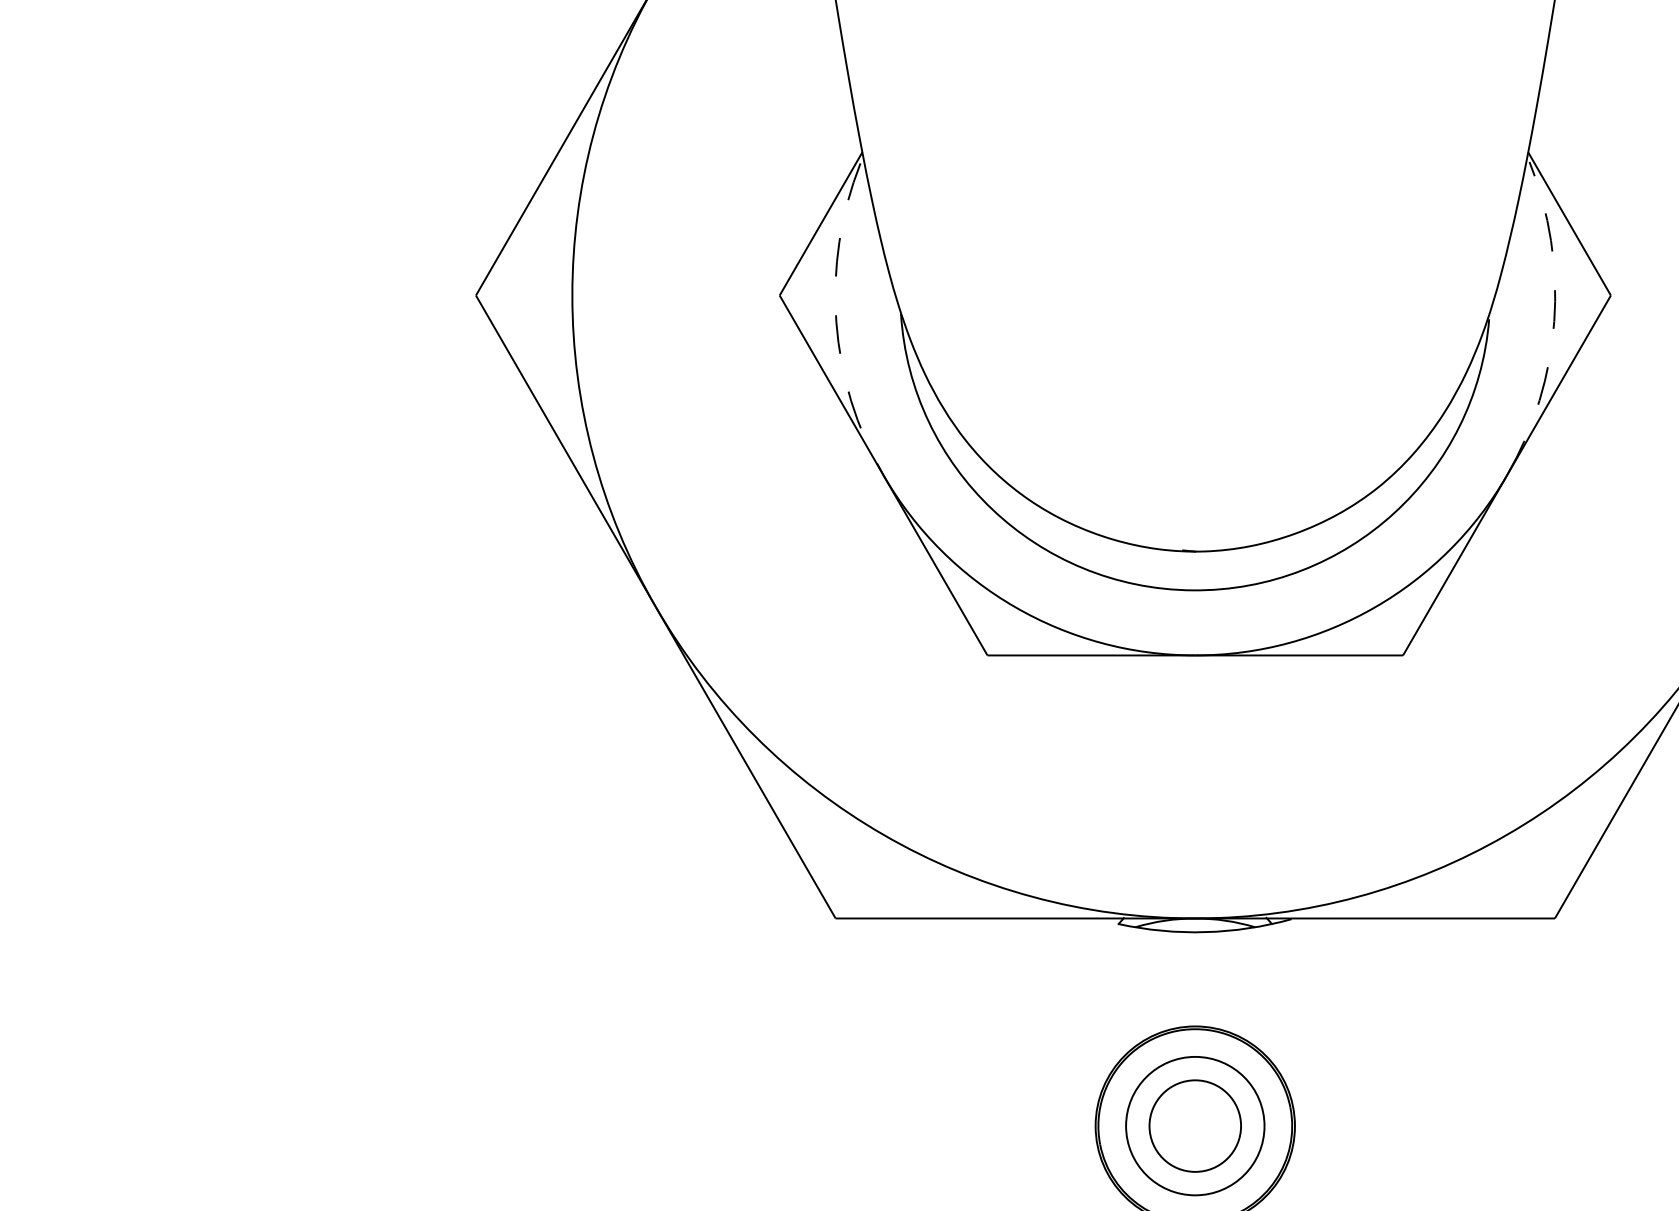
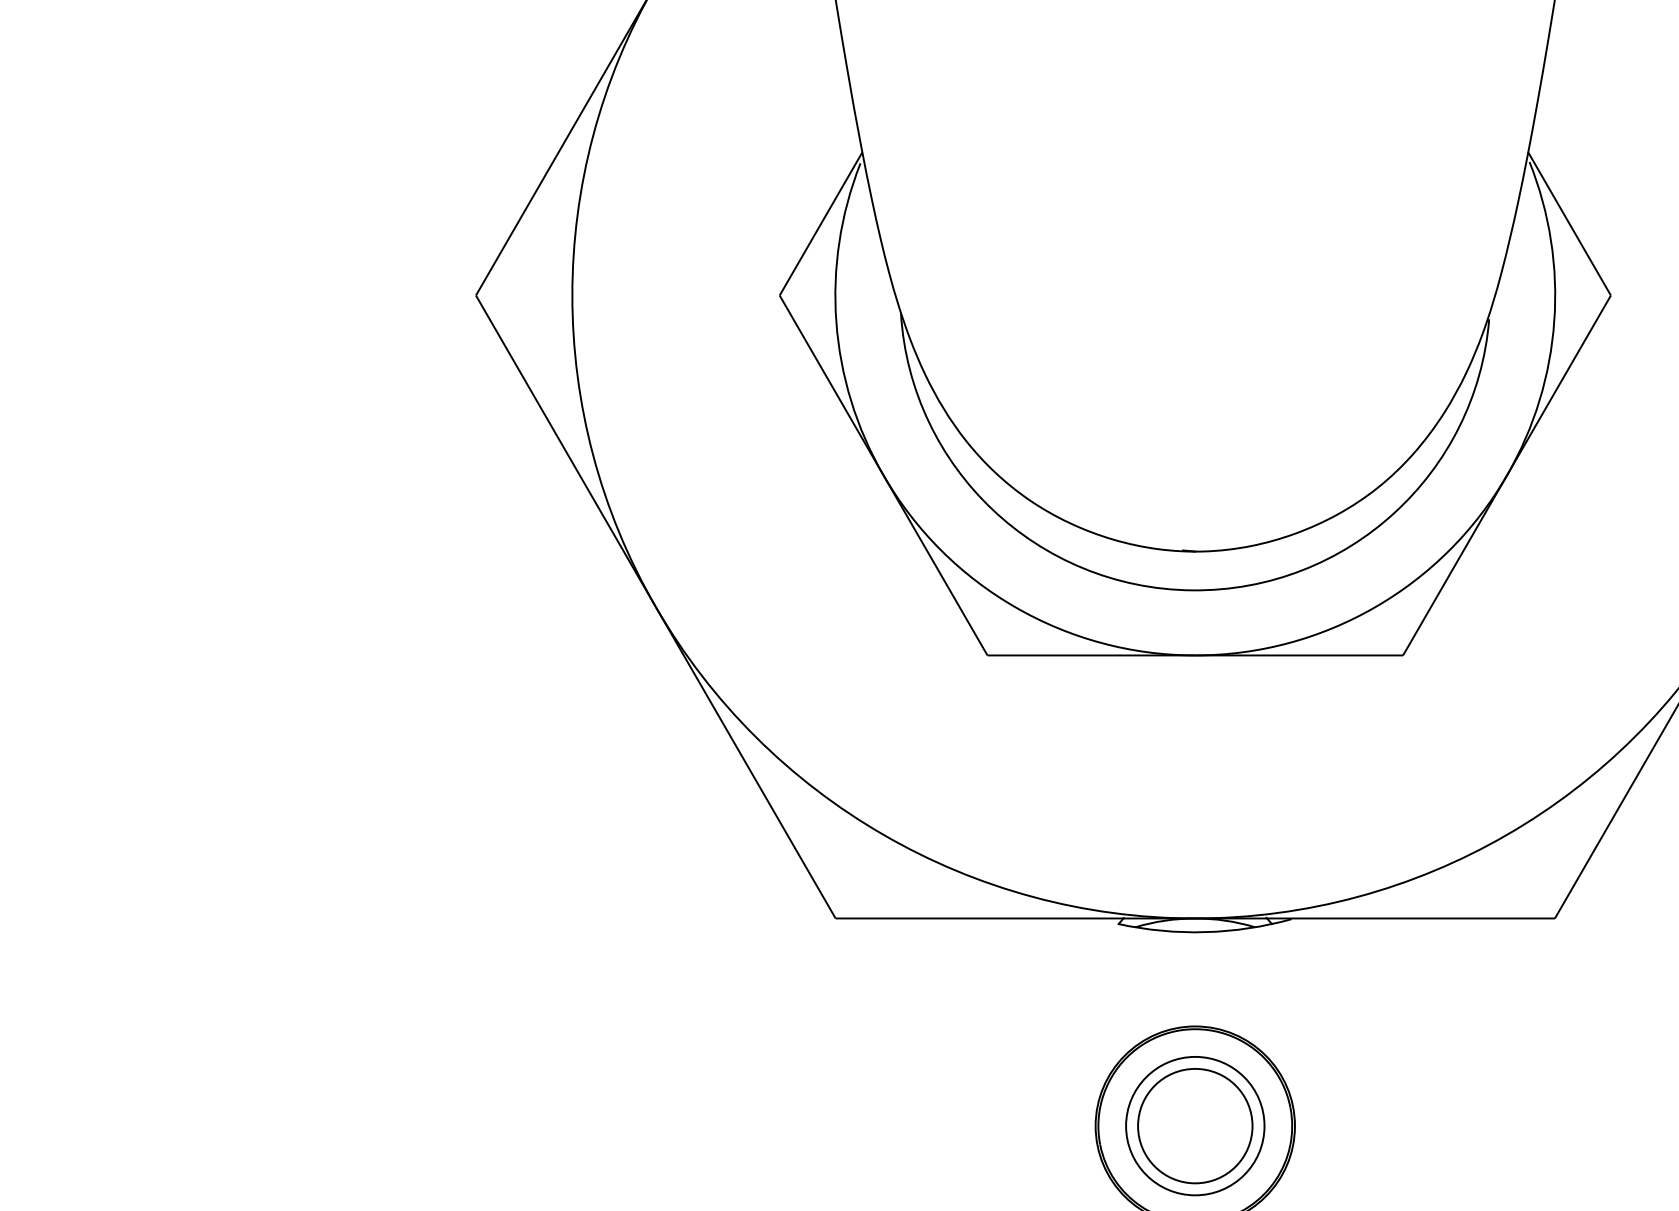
arc: dashed -> solid (1554, 321)
arc: dashed -> solid (836, 322)
circle diameter: 92 px -> 114 px (1195, 1125)
